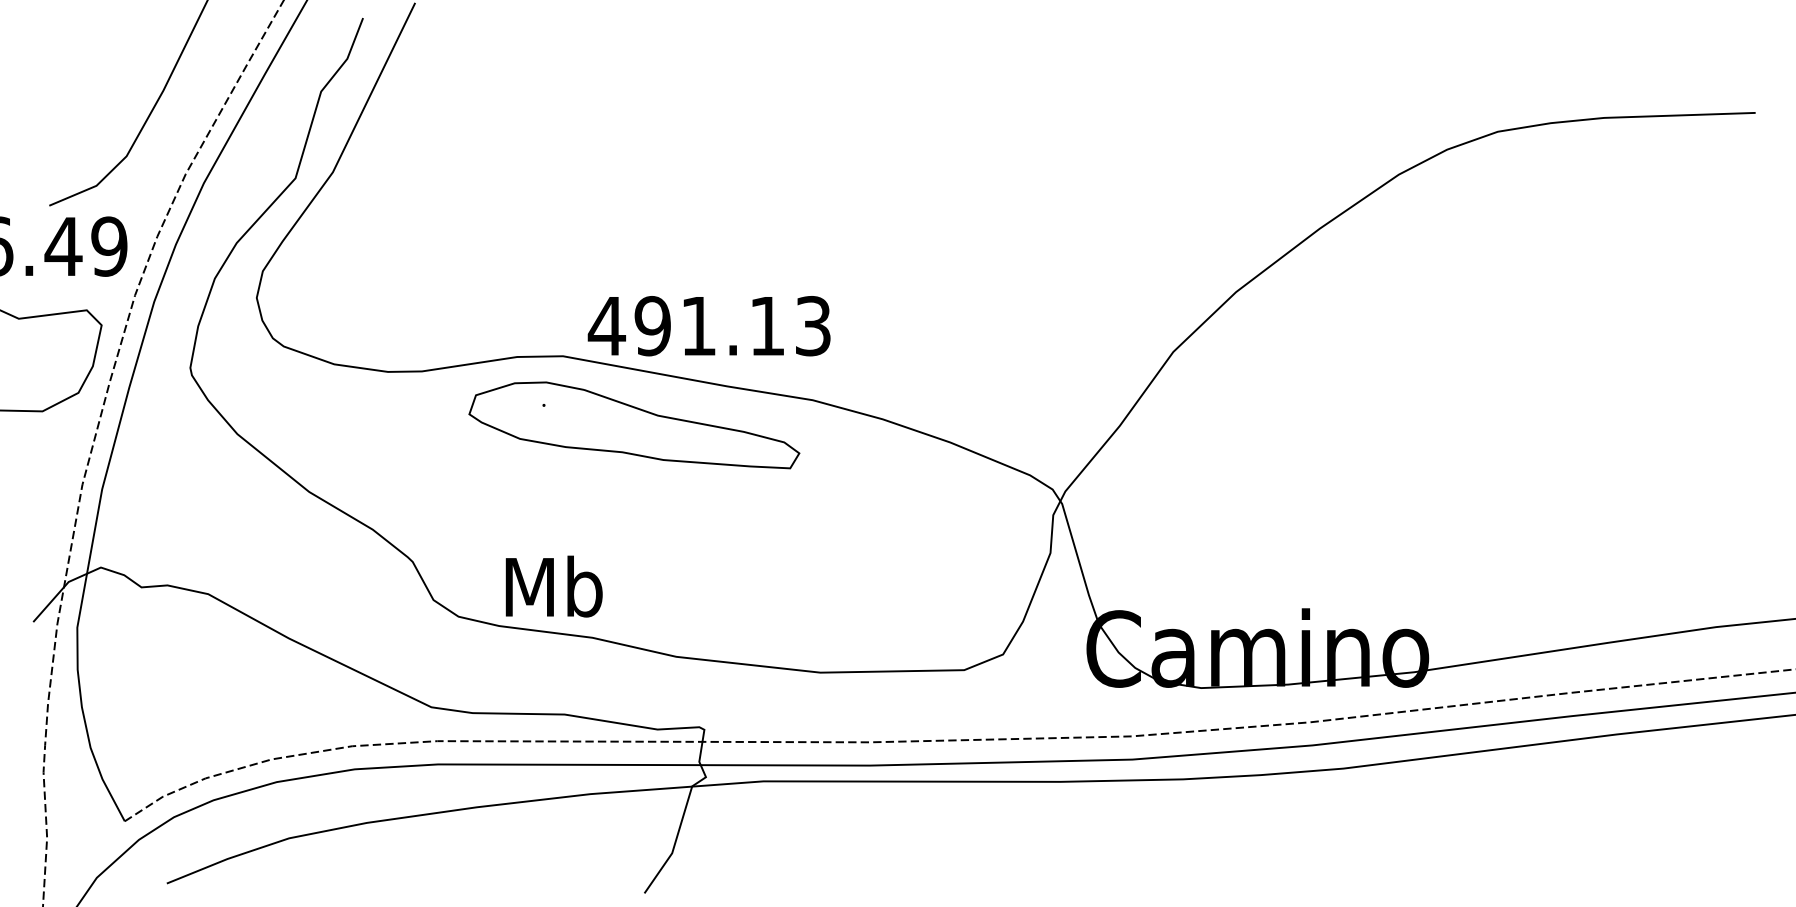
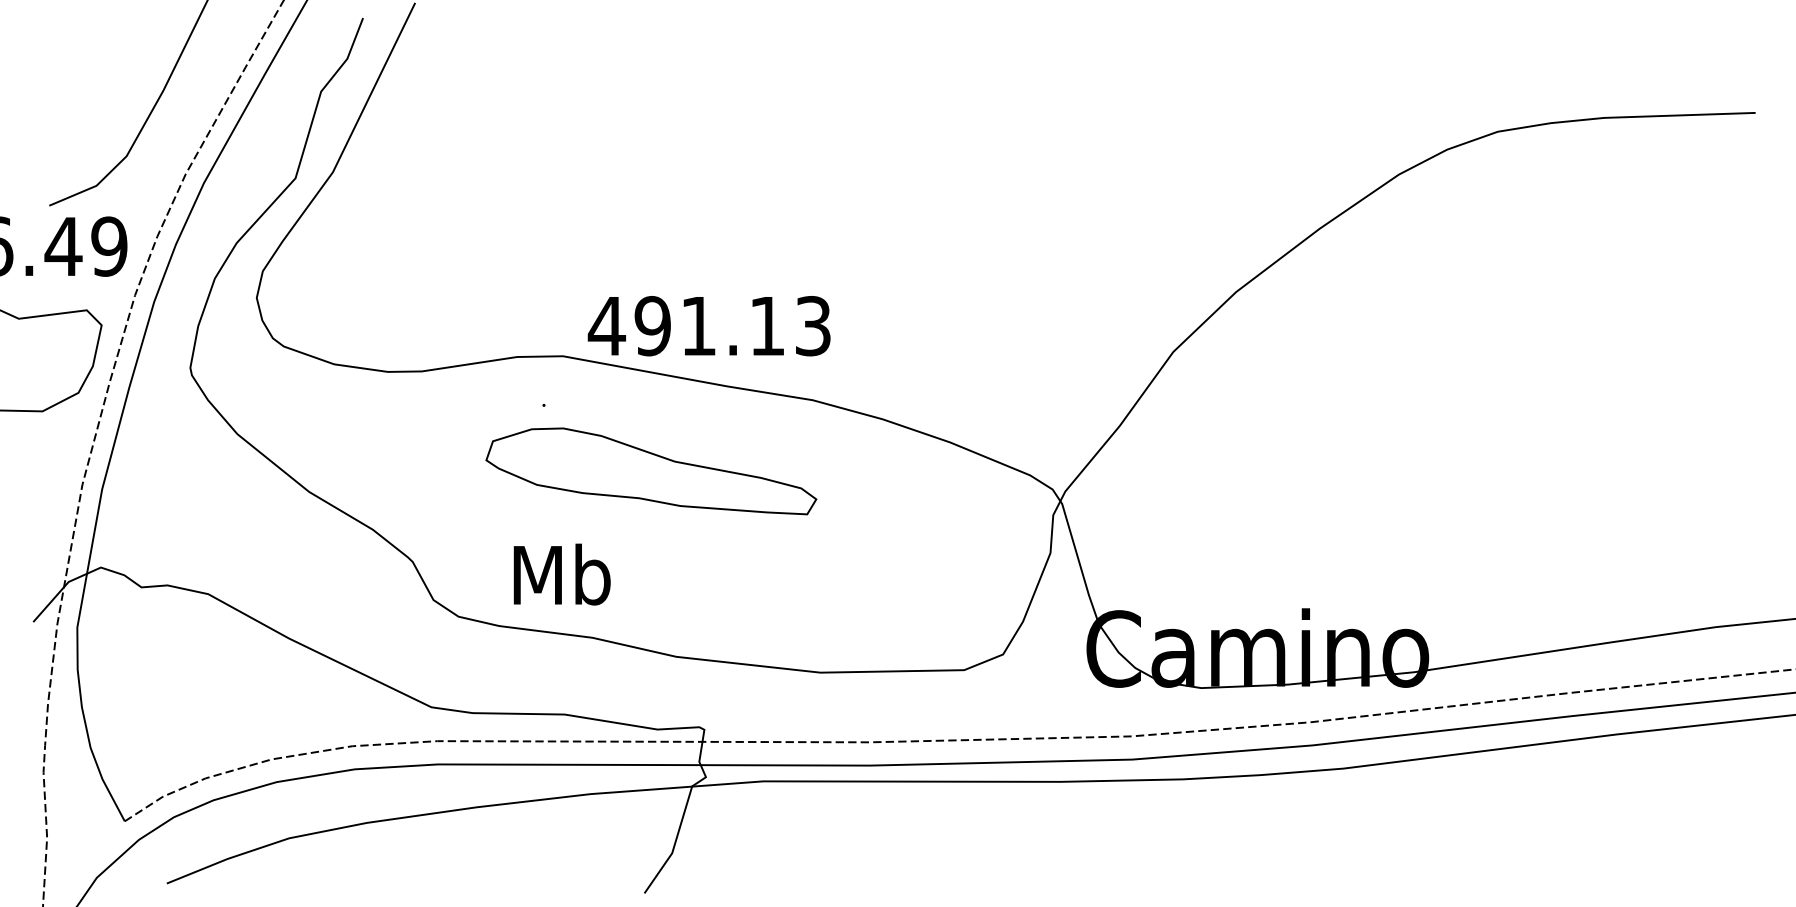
part position: (634, 425) -> (651, 471) (651, 471)
text position: (553, 586) -> (561, 574) (561, 574)
